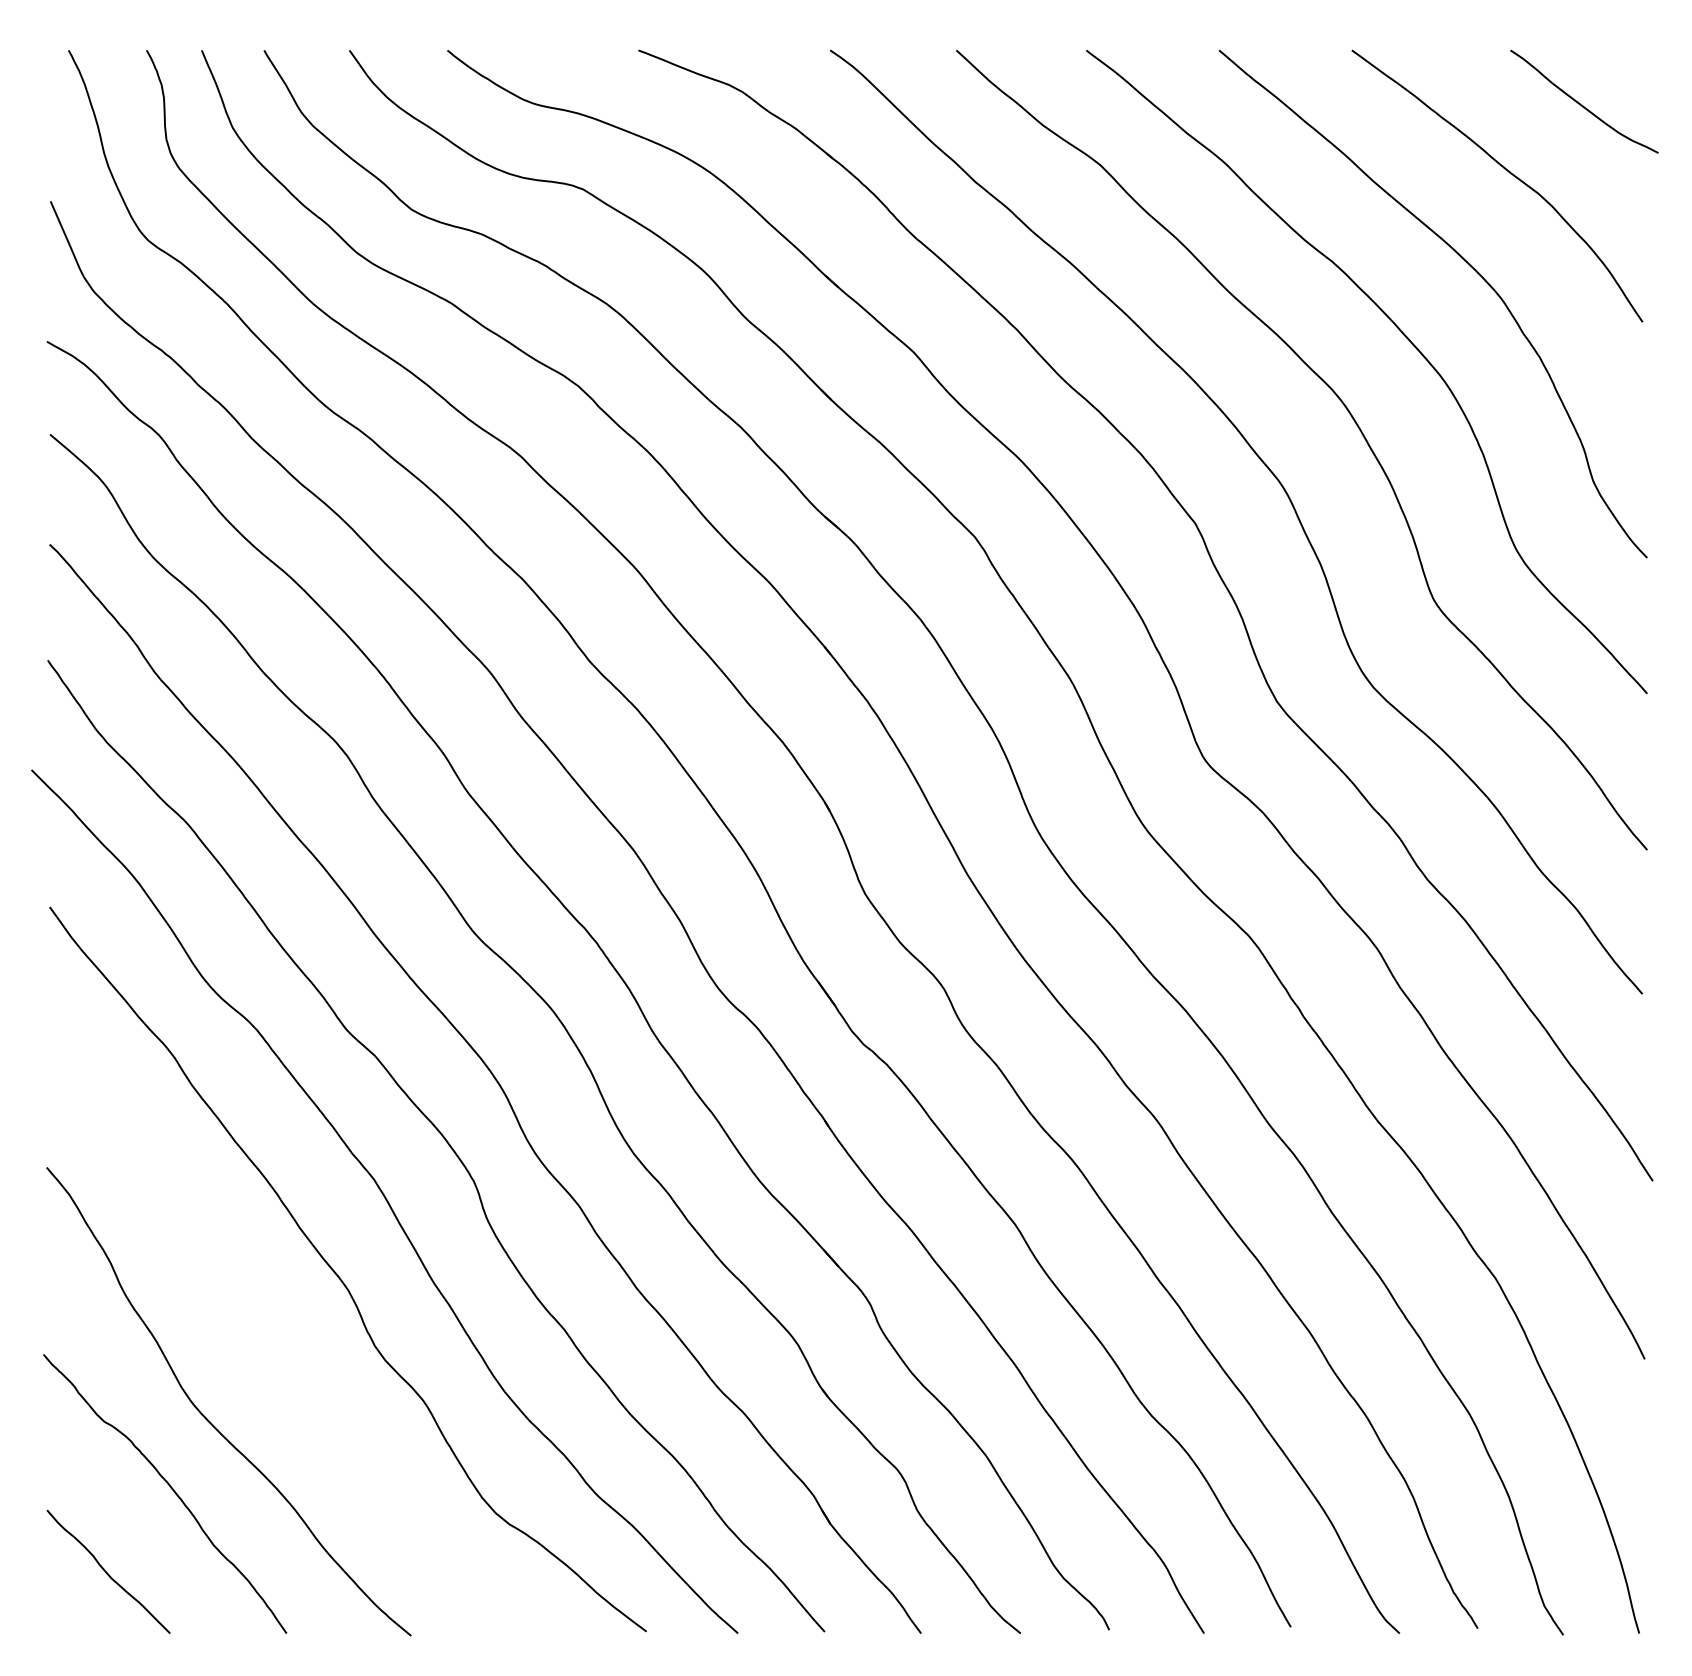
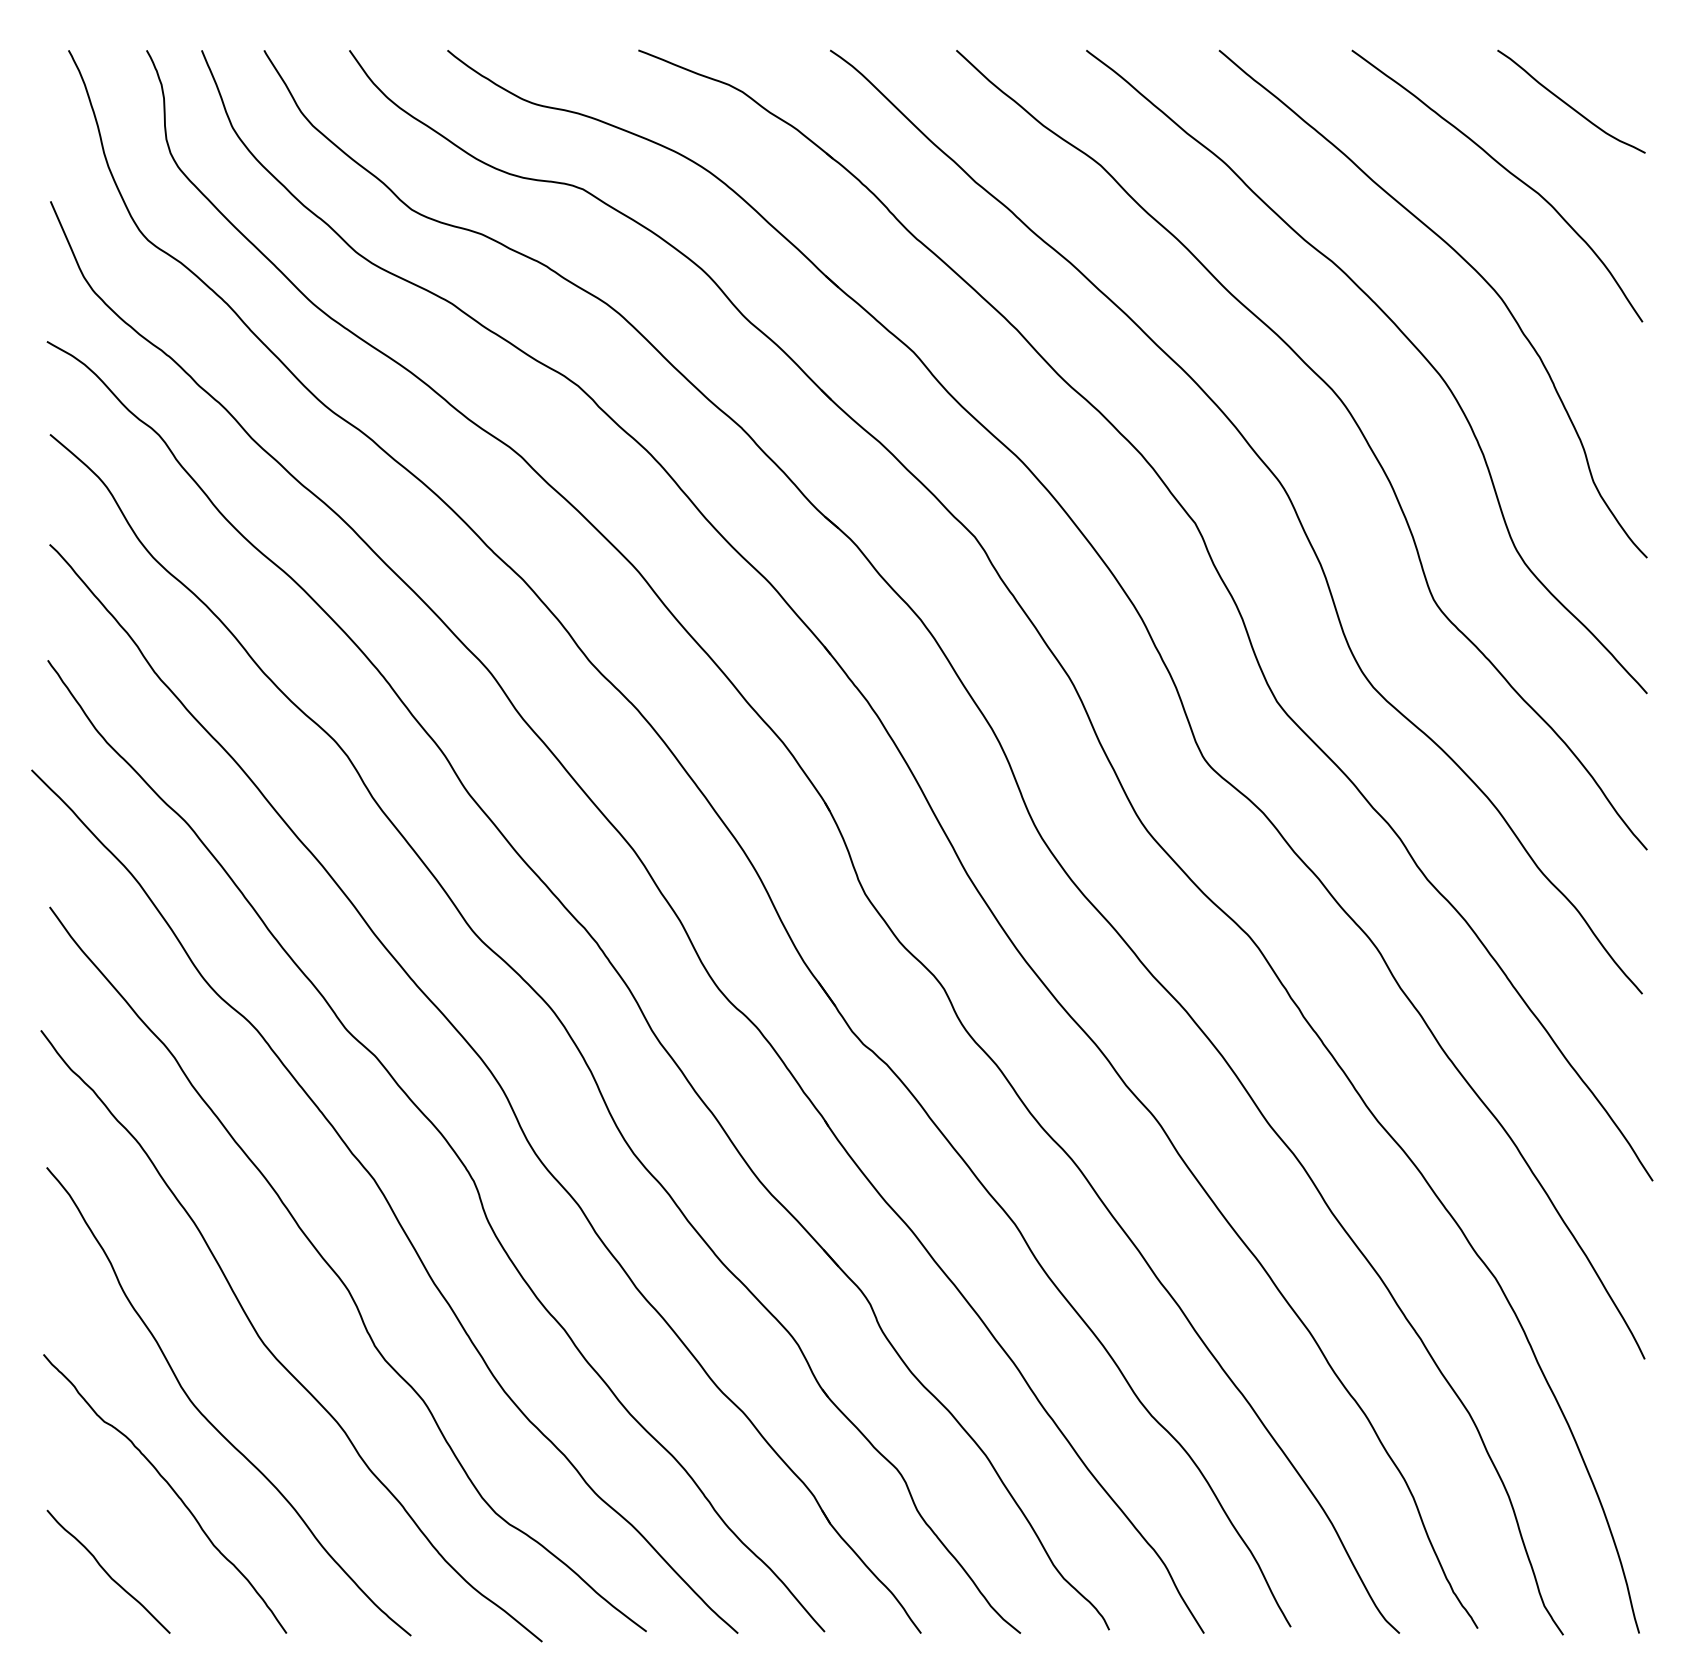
curve position: (1582, 104) -> (1569, 104) (1569, 104)
curve: none -> present (273, 1353)
